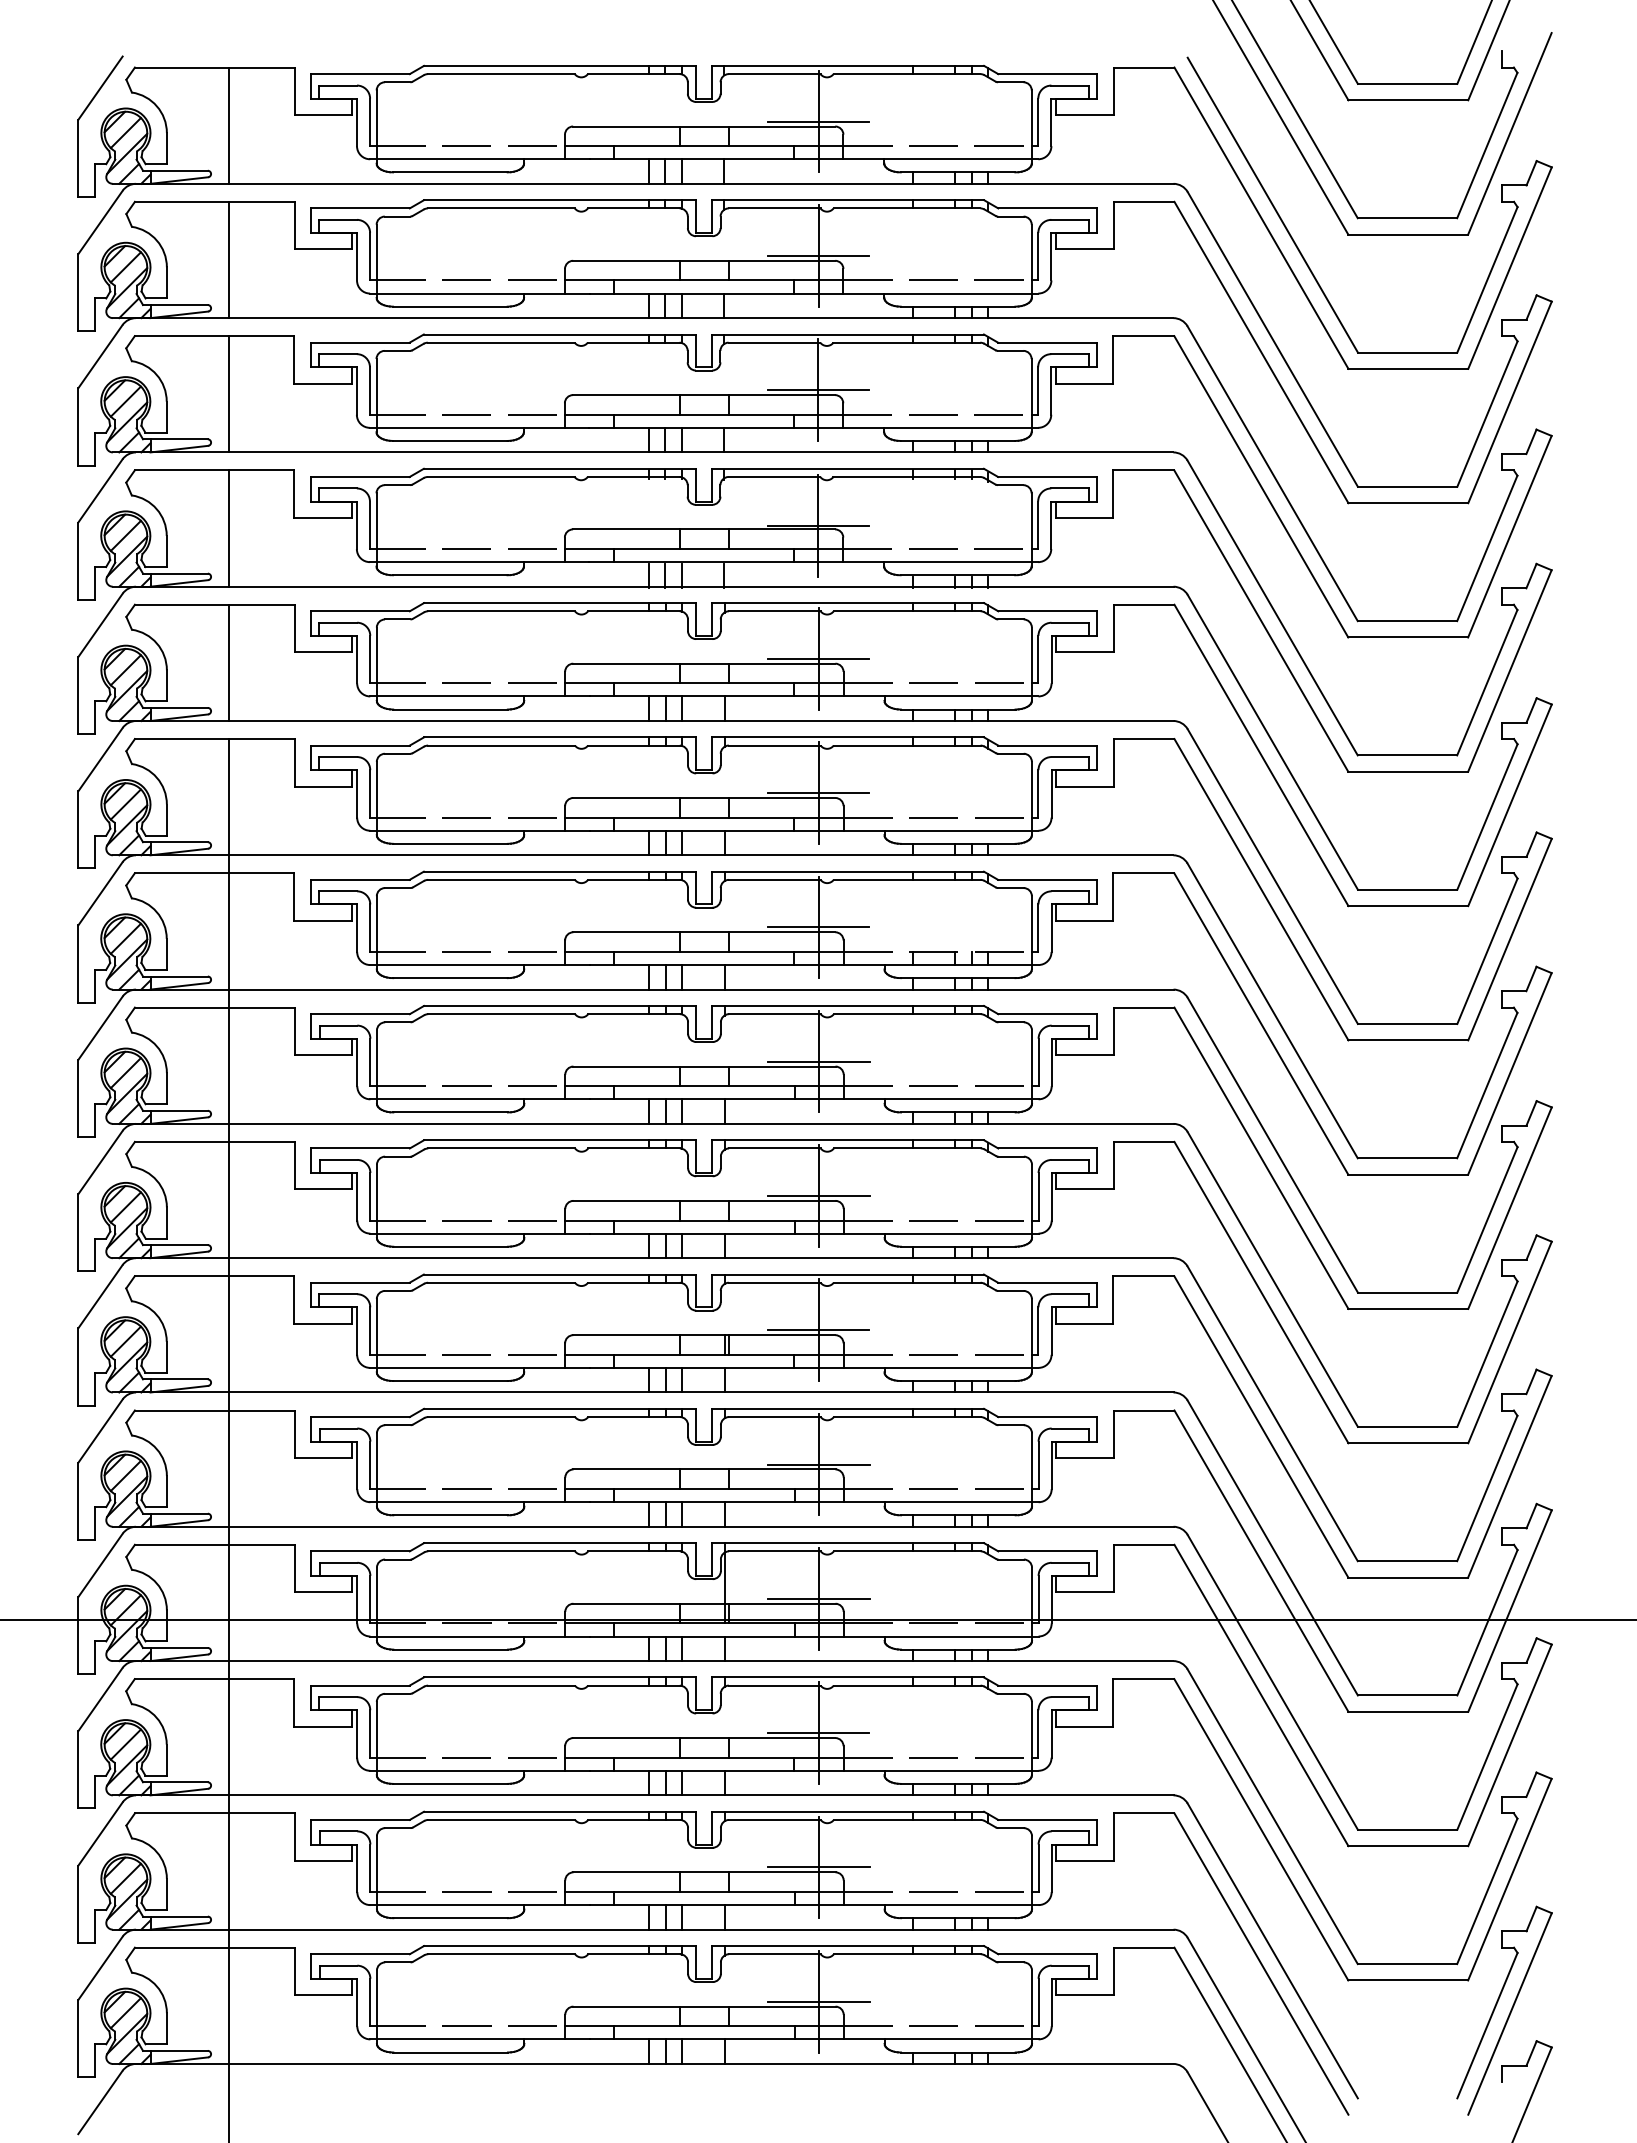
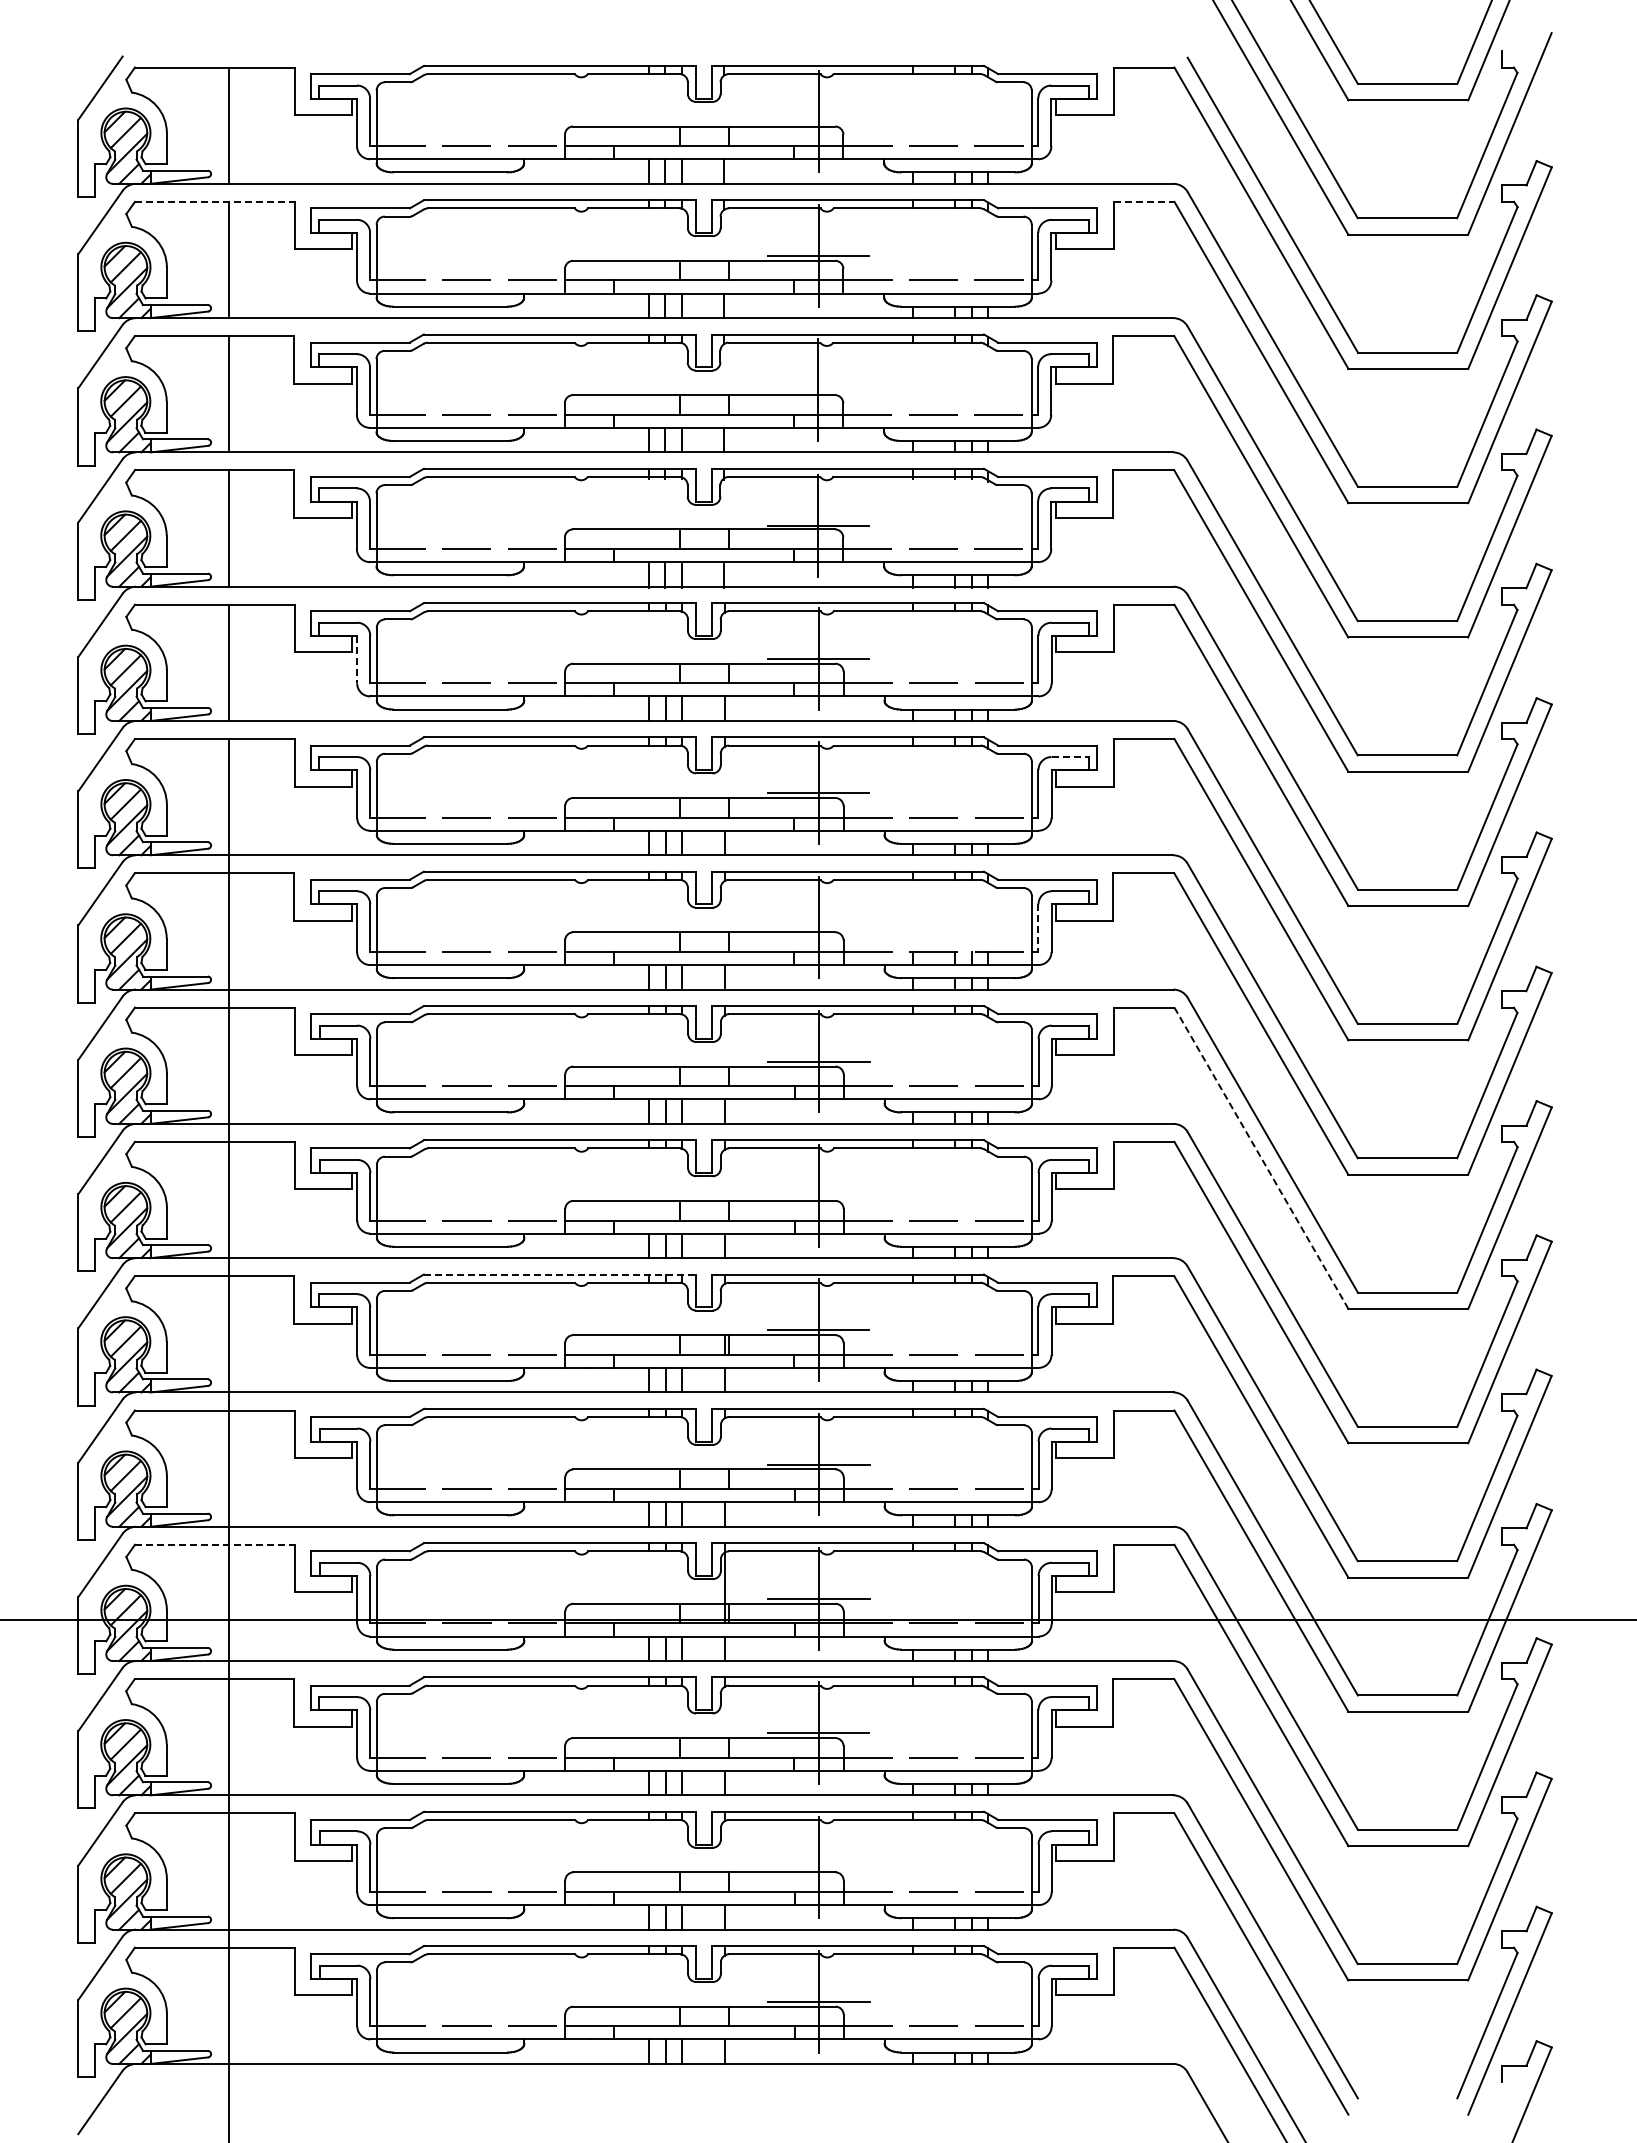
line: present -> none (818, 121)
line: solid -> dashed (214, 201)
line: solid -> dashed (1144, 201)
line: present -> none (818, 390)
line: solid -> dashed (357, 659)
line: solid -> dashed (1070, 757)
line: present -> none (818, 927)
line: solid -> dashed (1038, 928)
line: solid -> dashed (1261, 1158)
line: present -> none (818, 1195)
line: solid -> dashed (559, 1274)
line: solid -> dashed (214, 1544)
line: present -> none (818, 1867)
